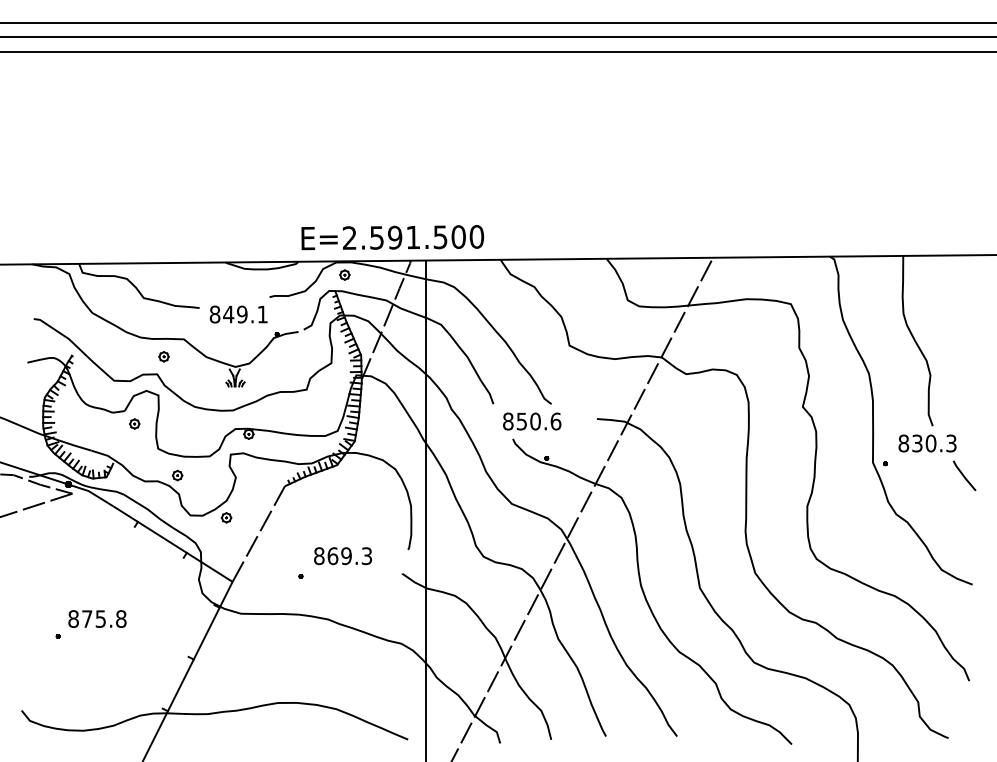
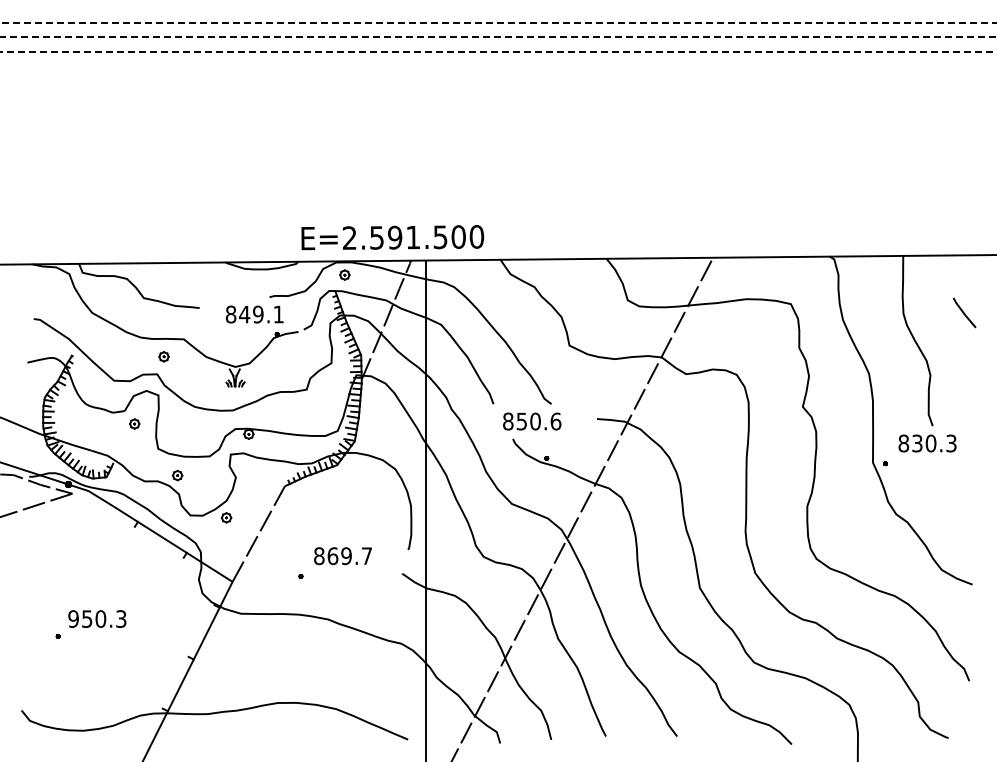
line: solid -> dashed (497, 22)
line: solid -> dashed (498, 37)
line: solid -> dashed (498, 51)
text position: (238, 314) -> (254, 314) (254, 314)
line position: (964, 475) -> (964, 312) (964, 312)
text: 869.3 -> 869.7 (366, 556)
text: 875.8 -> 950.3 (97, 618)
